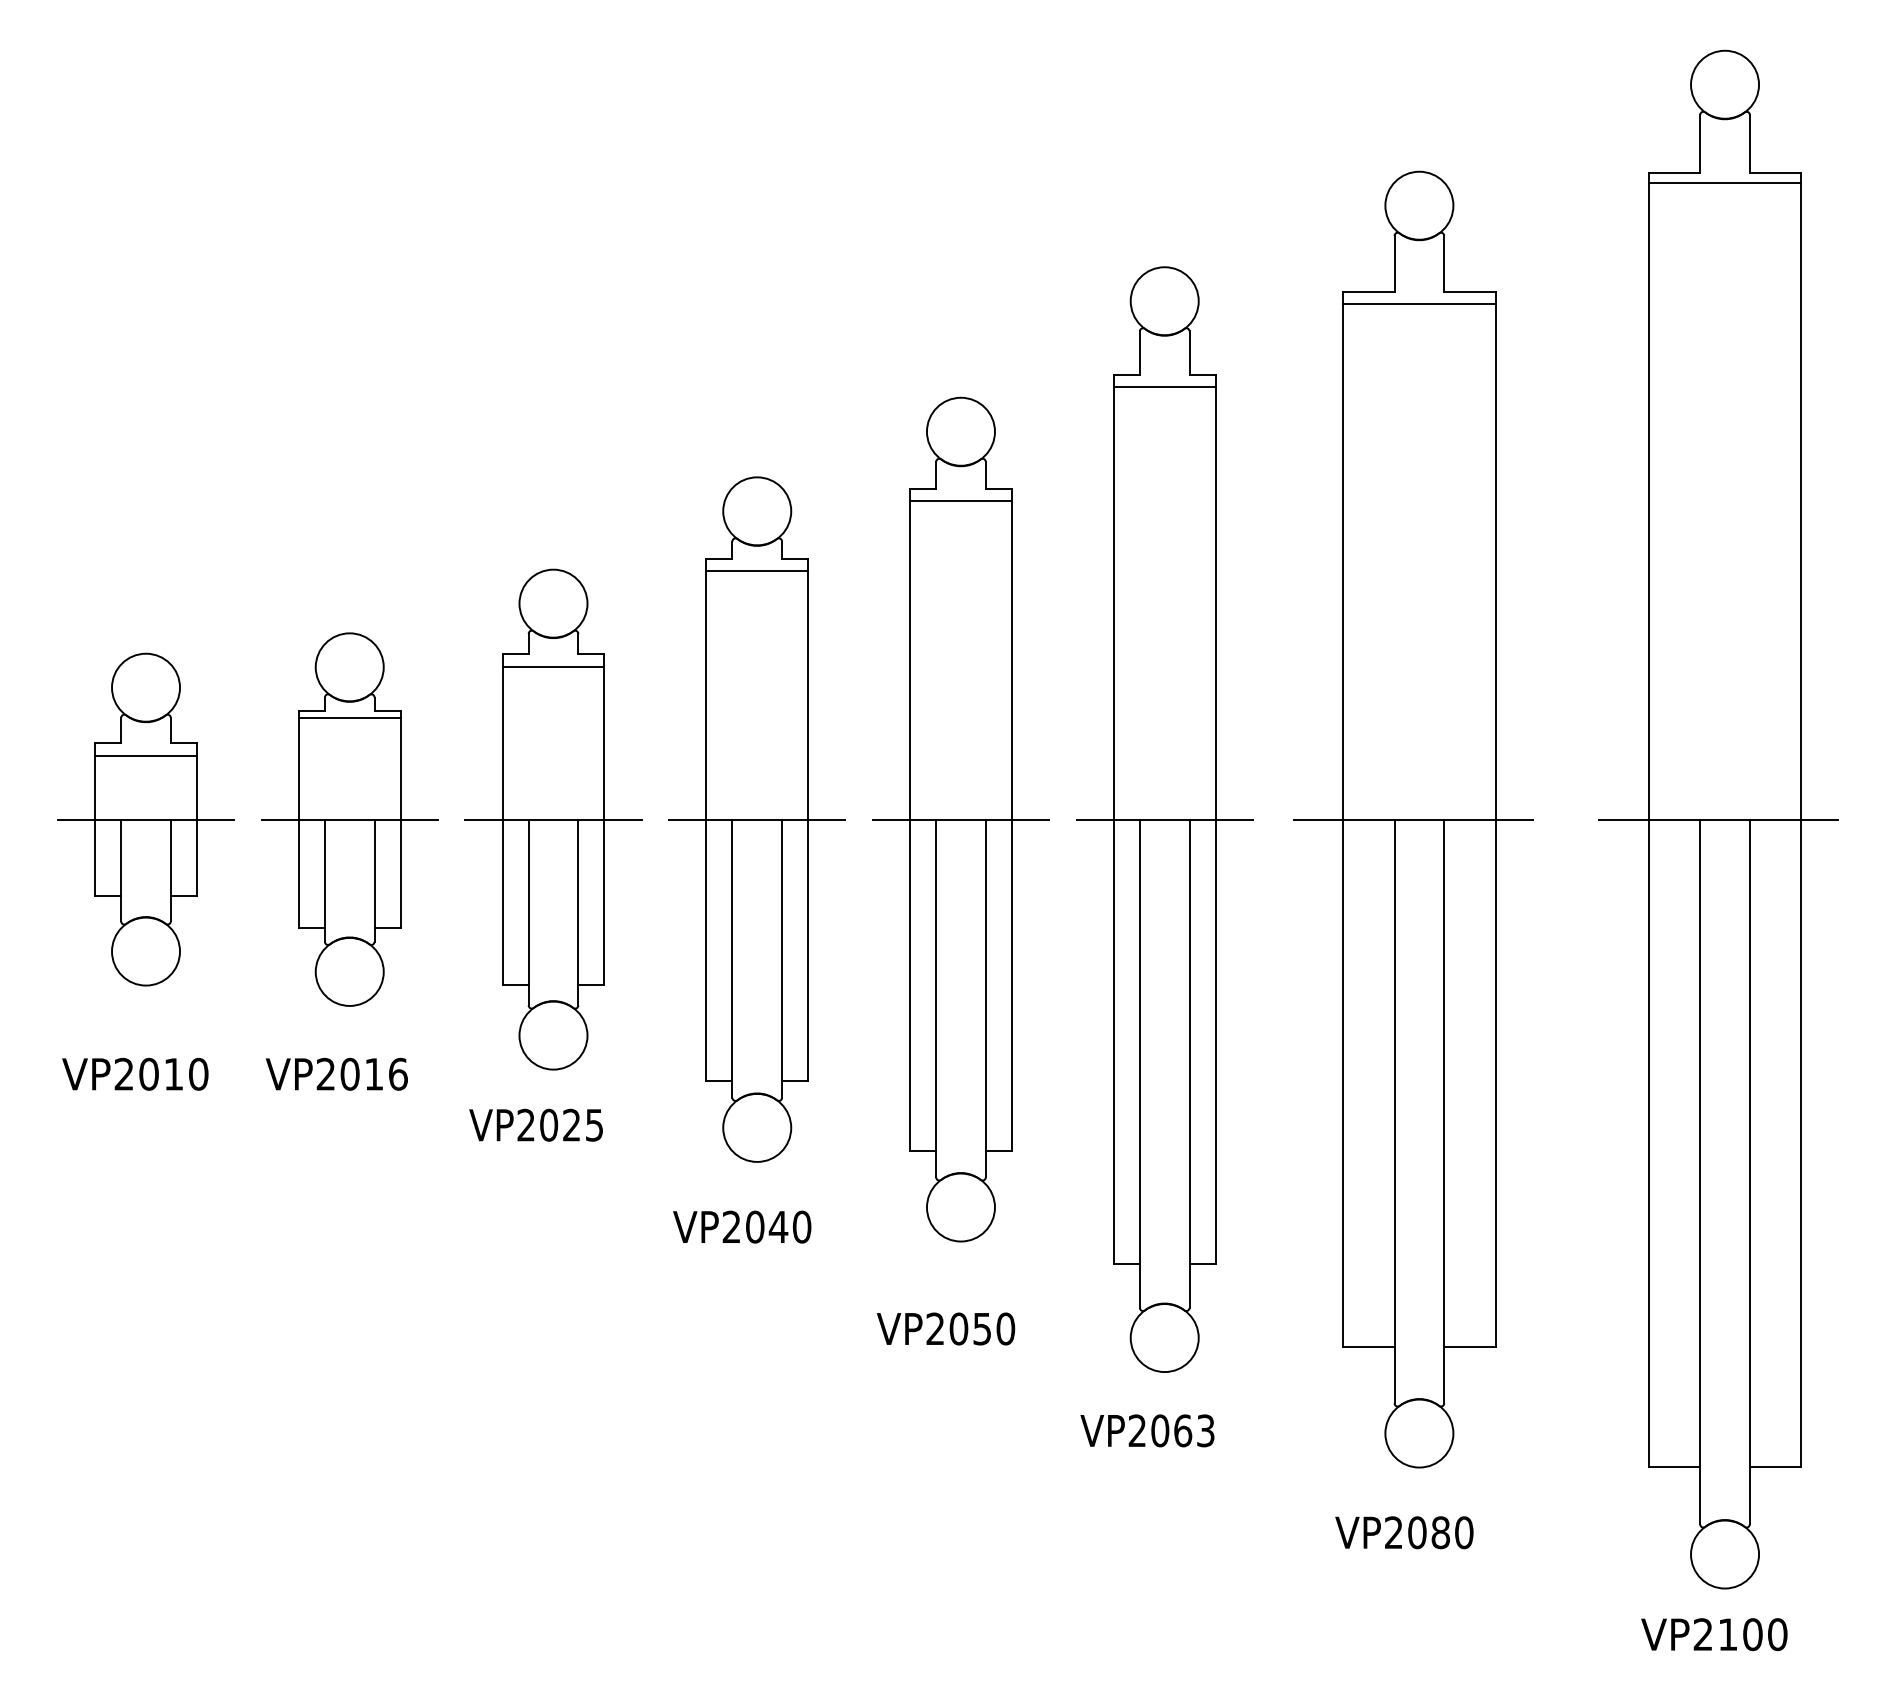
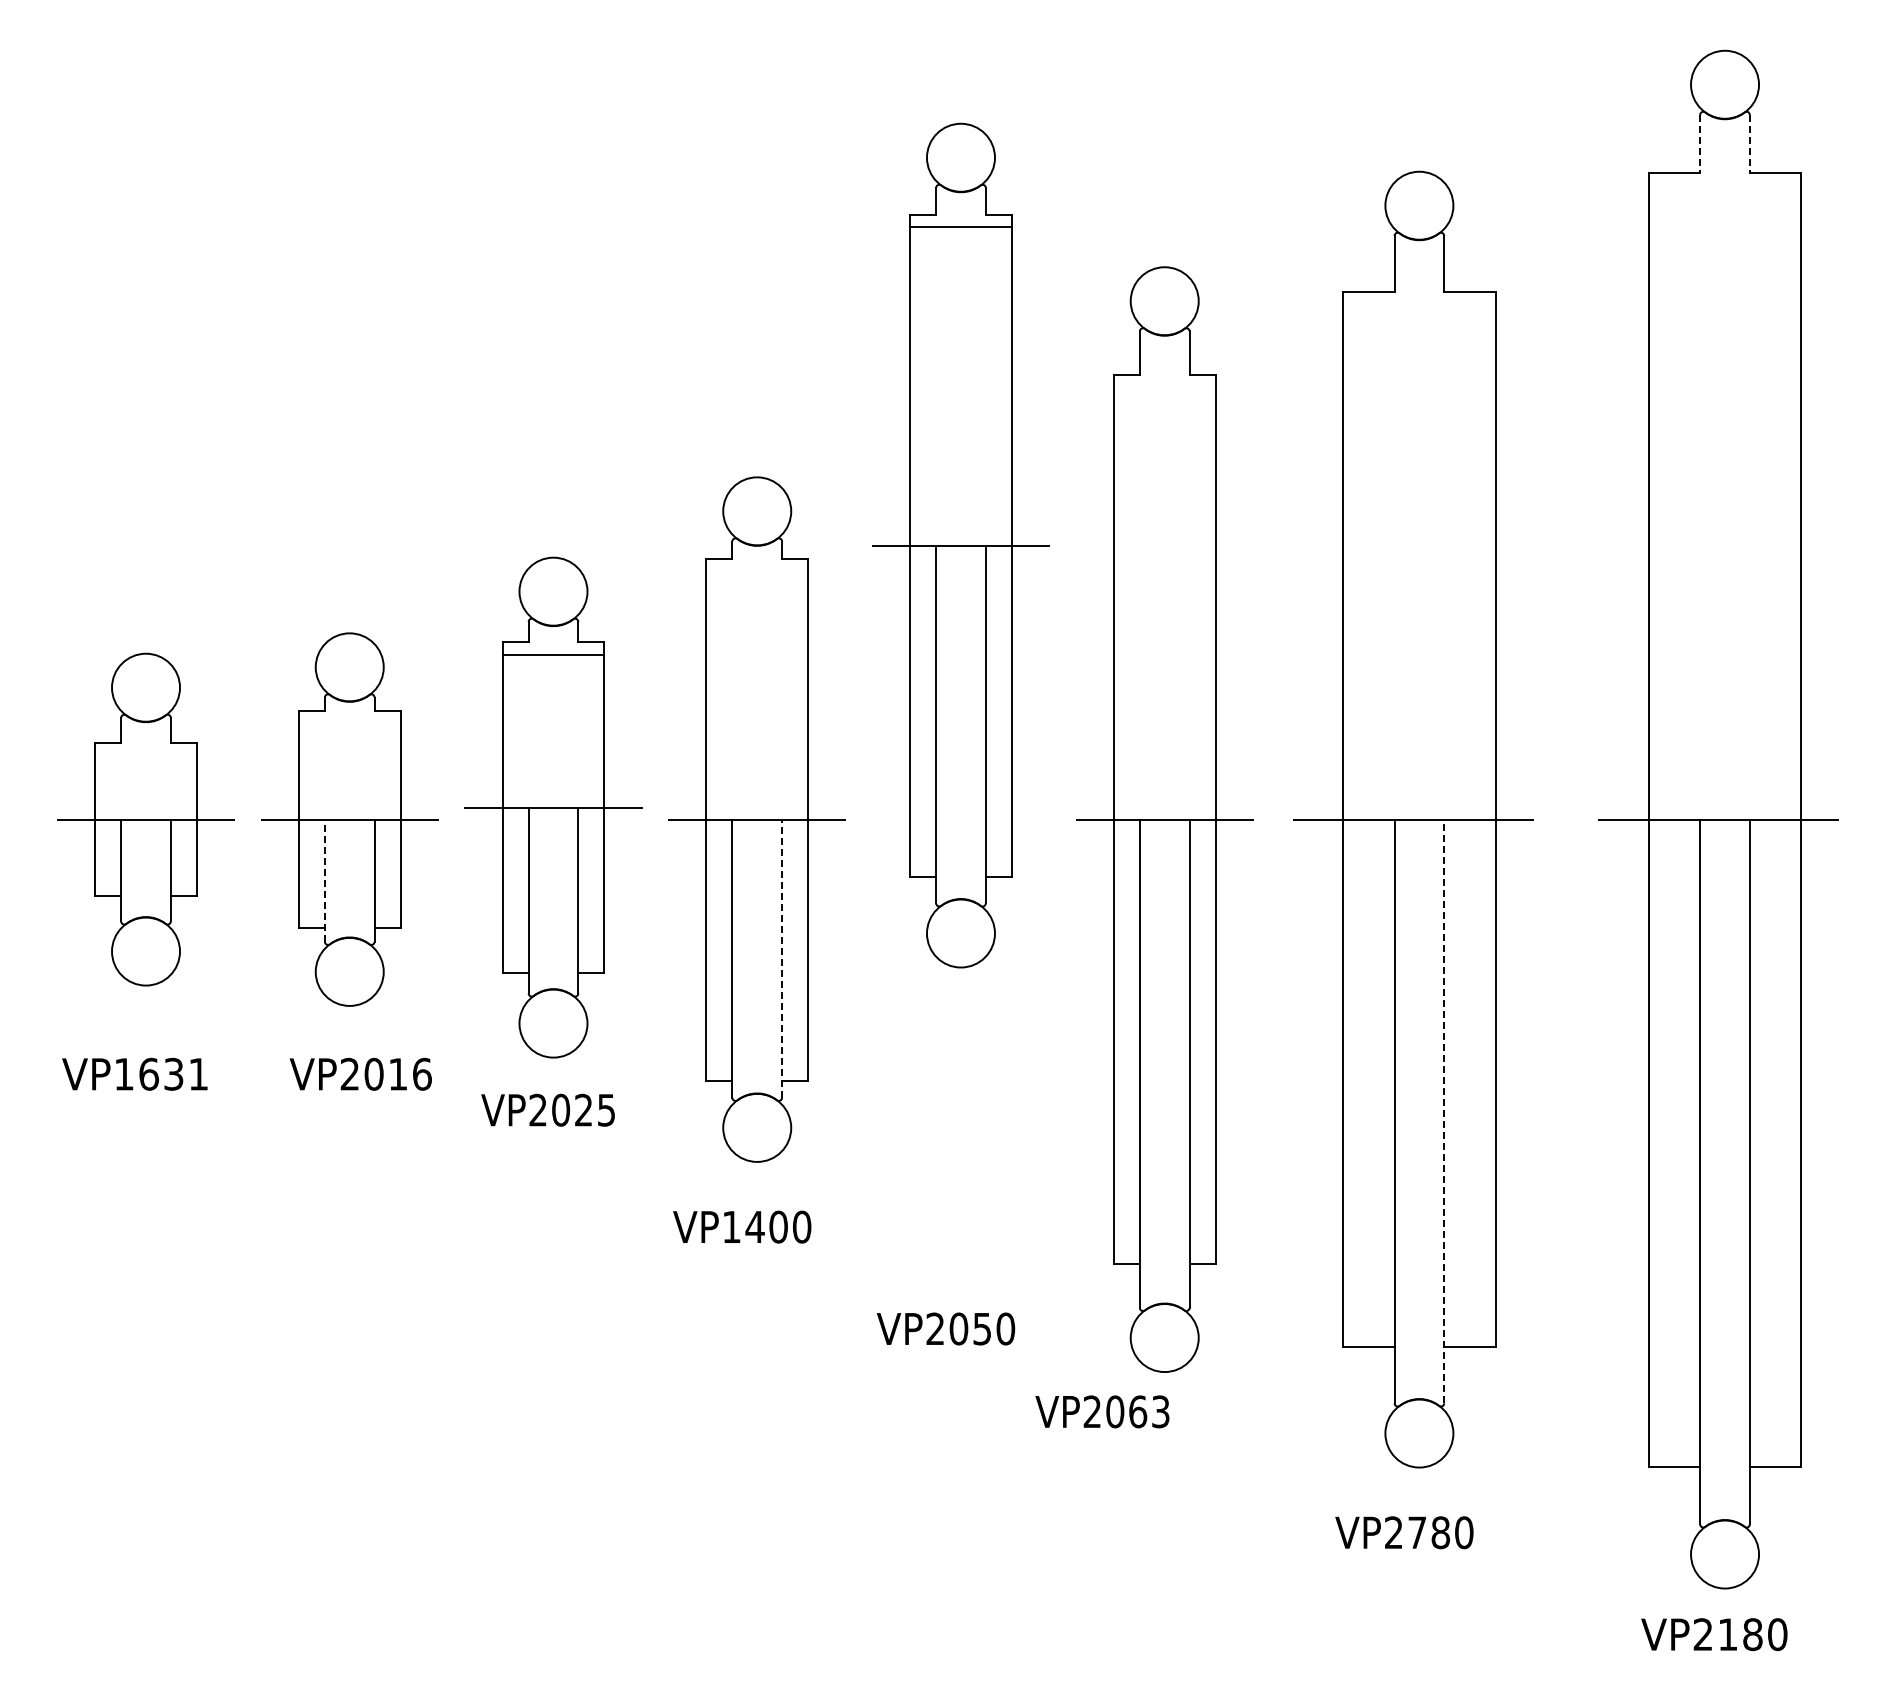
line: solid -> dashed (1700, 143)
line: solid -> dashed (1749, 143)
line: present -> none (1724, 182)
line: present -> none (1419, 303)
line: present -> none (1164, 386)
line: present -> none (757, 571)
line: present -> none (349, 717)
line: present -> none (145, 755)
part position: (553, 819) -> (553, 807) (553, 807)
part position: (960, 819) -> (960, 545) (960, 545)
line: solid -> dashed (324, 880)
line: solid -> dashed (782, 958)
text: VP2010 -> VP1631 (161, 1073)
text position: (336, 1073) -> (360, 1073) (360, 1073)
line: solid -> dashed (1444, 1111)
text position: (535, 1124) -> (547, 1109) (547, 1109)
text: VP2040 -> VP1400 (755, 1226)
text position: (1147, 1430) -> (1102, 1411) (1102, 1411)
text: VP2080 -> VP2780 (1417, 1532)
text: VP2100 -> VP2180 (1752, 1634)
